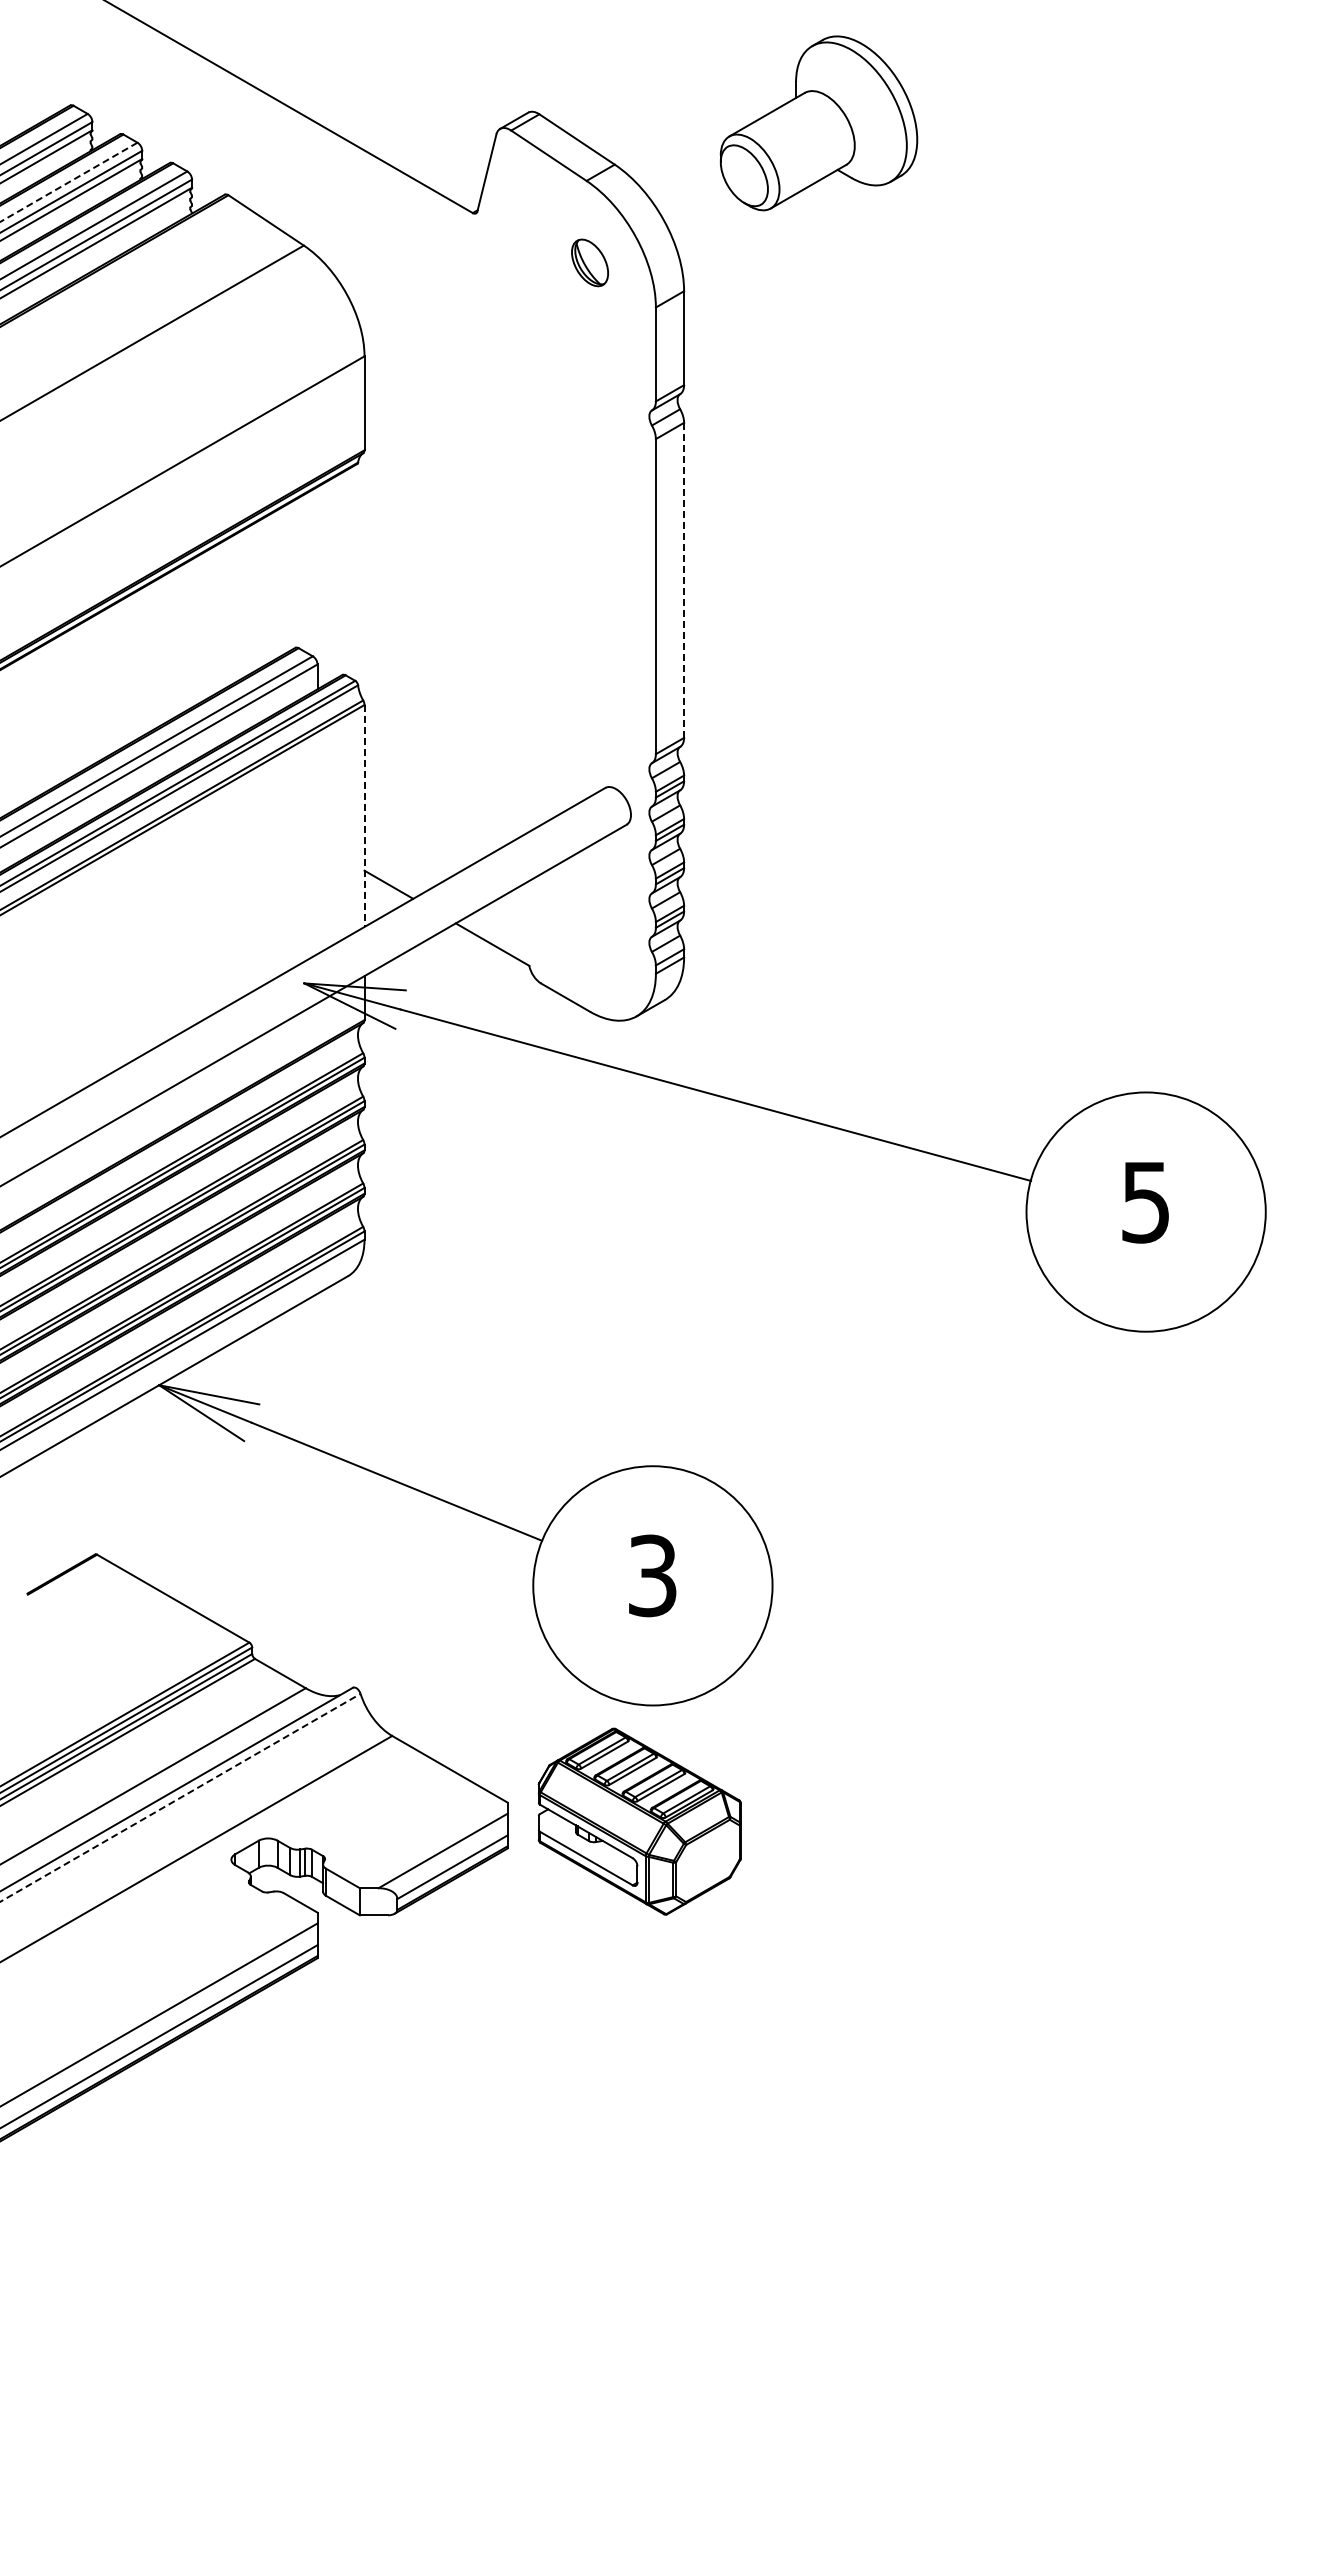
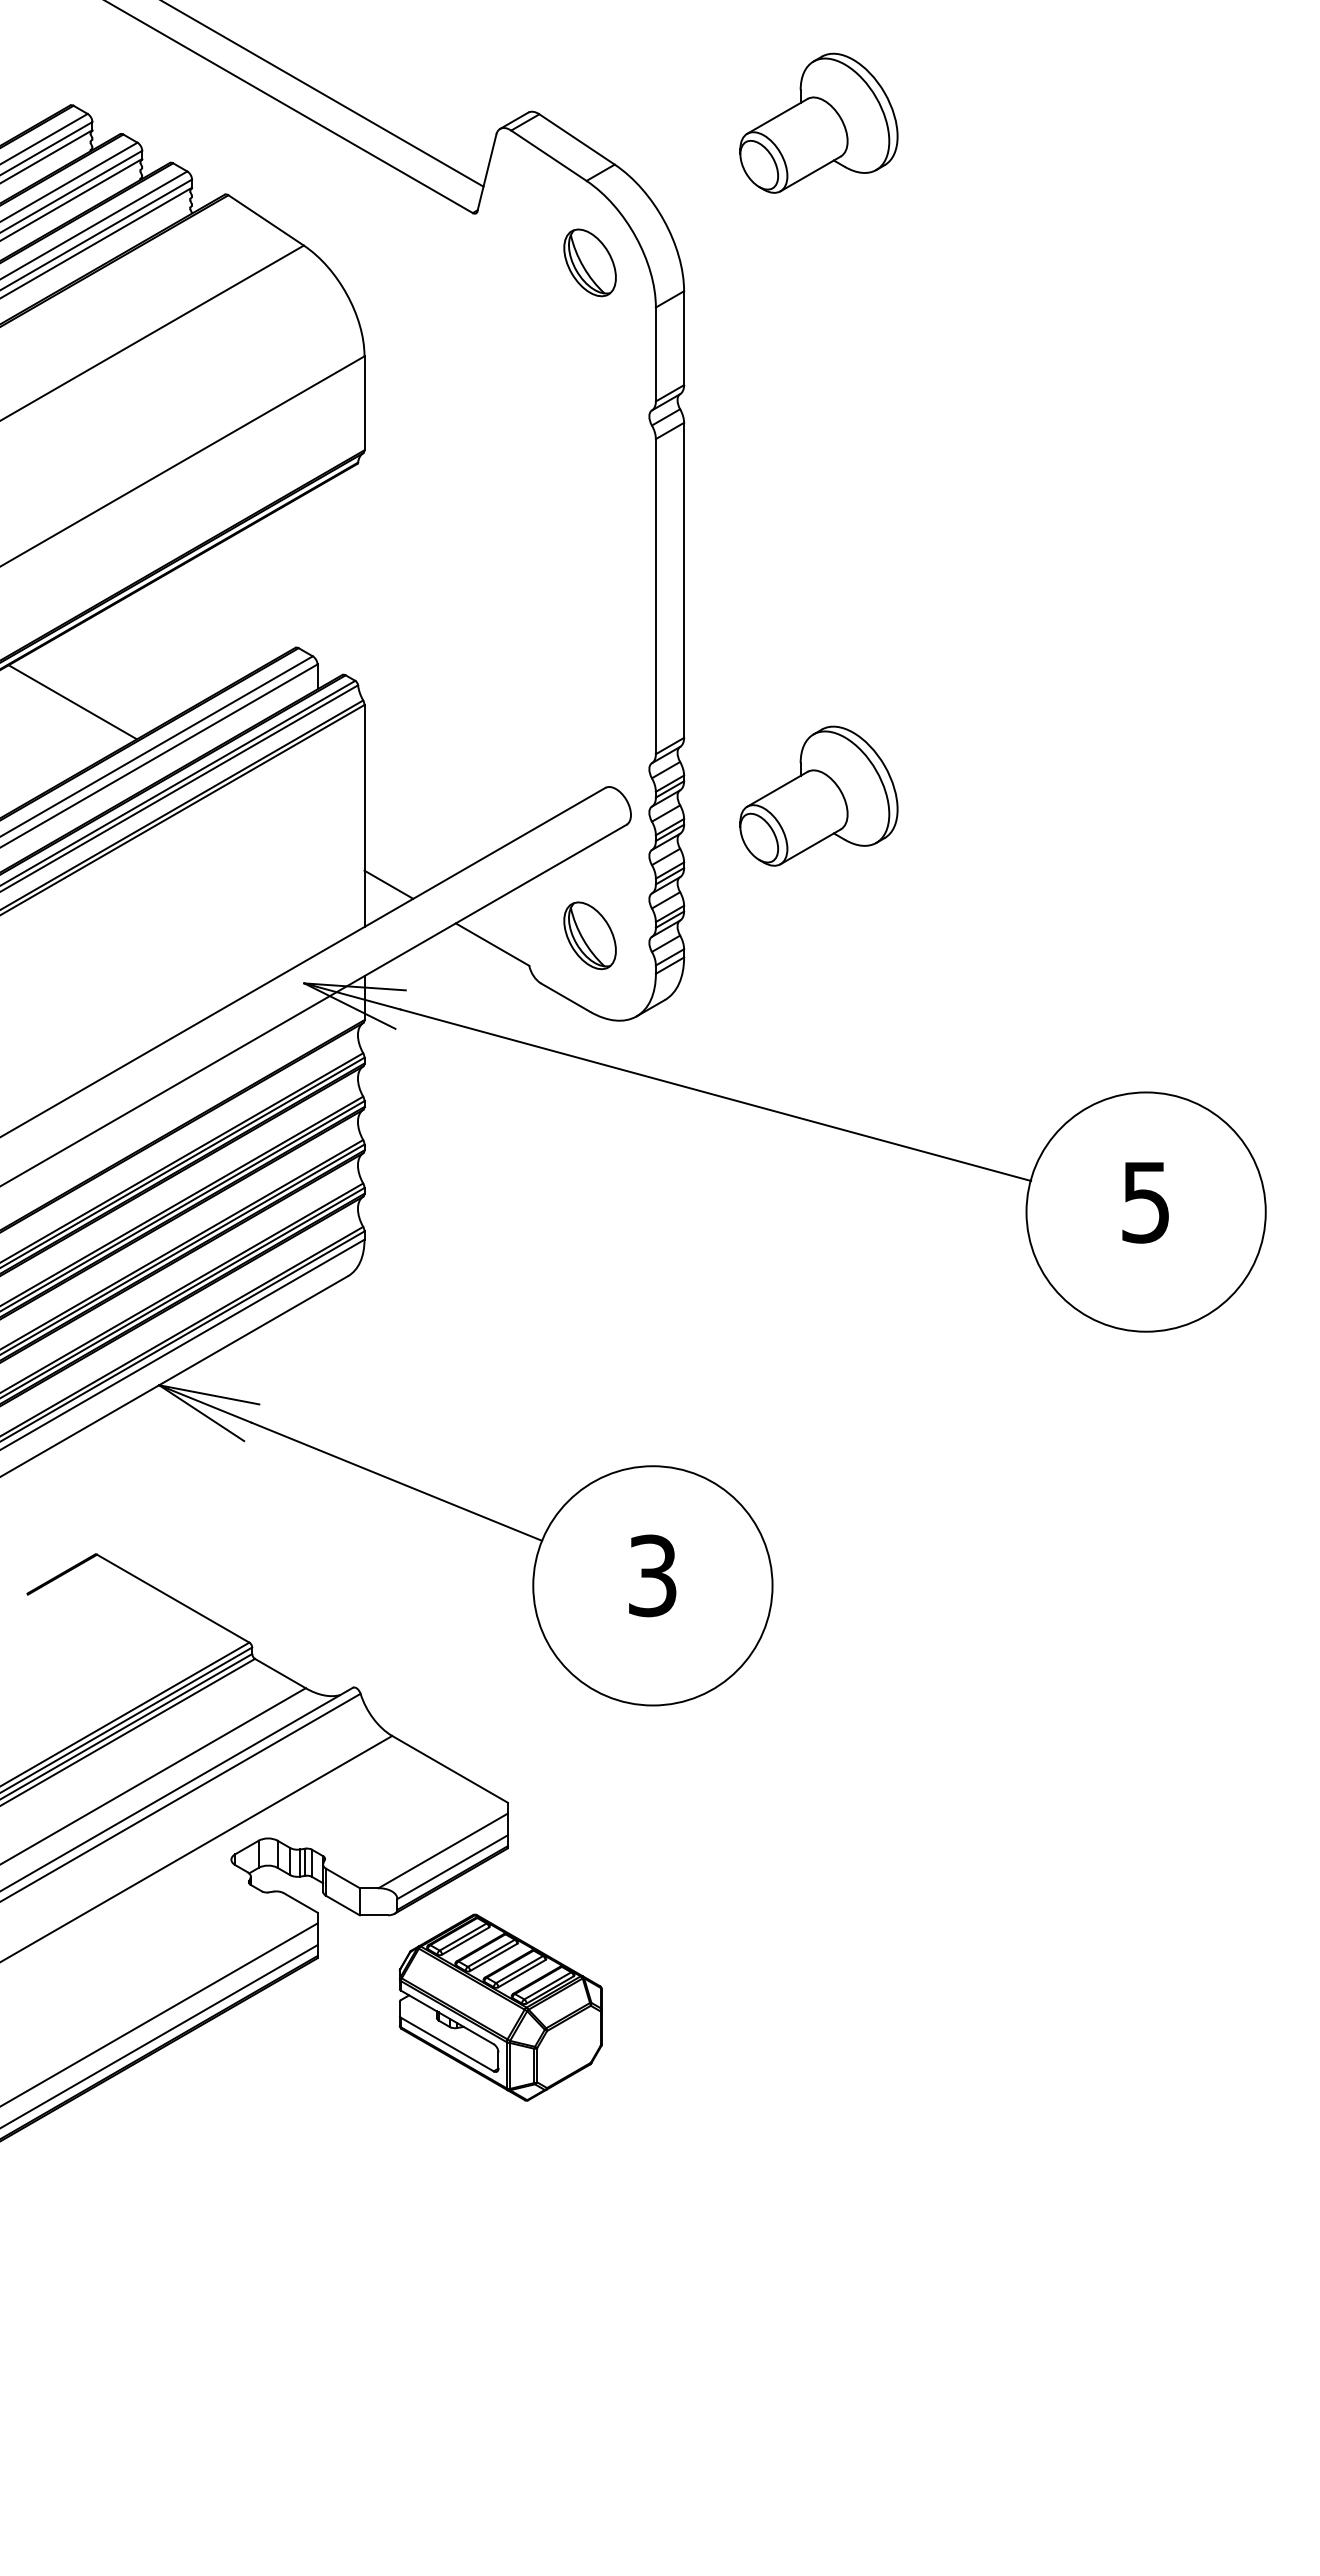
line: none -> present (323, 94)
part size: 200x177 px -> 160x142 px (818, 122)
line: dashed -> solid (69, 182)
part size: 38x50 px -> 54x70 px (589, 262)
line: dashed -> solid (684, 580)
line: none -> present (72, 702)
part: none -> present (818, 795)
line: dashed -> solid (364, 816)
part: none -> present (589, 935)
line: dashed -> solid (180, 1797)
part position: (639, 1821) -> (500, 2007) (500, 2007)
